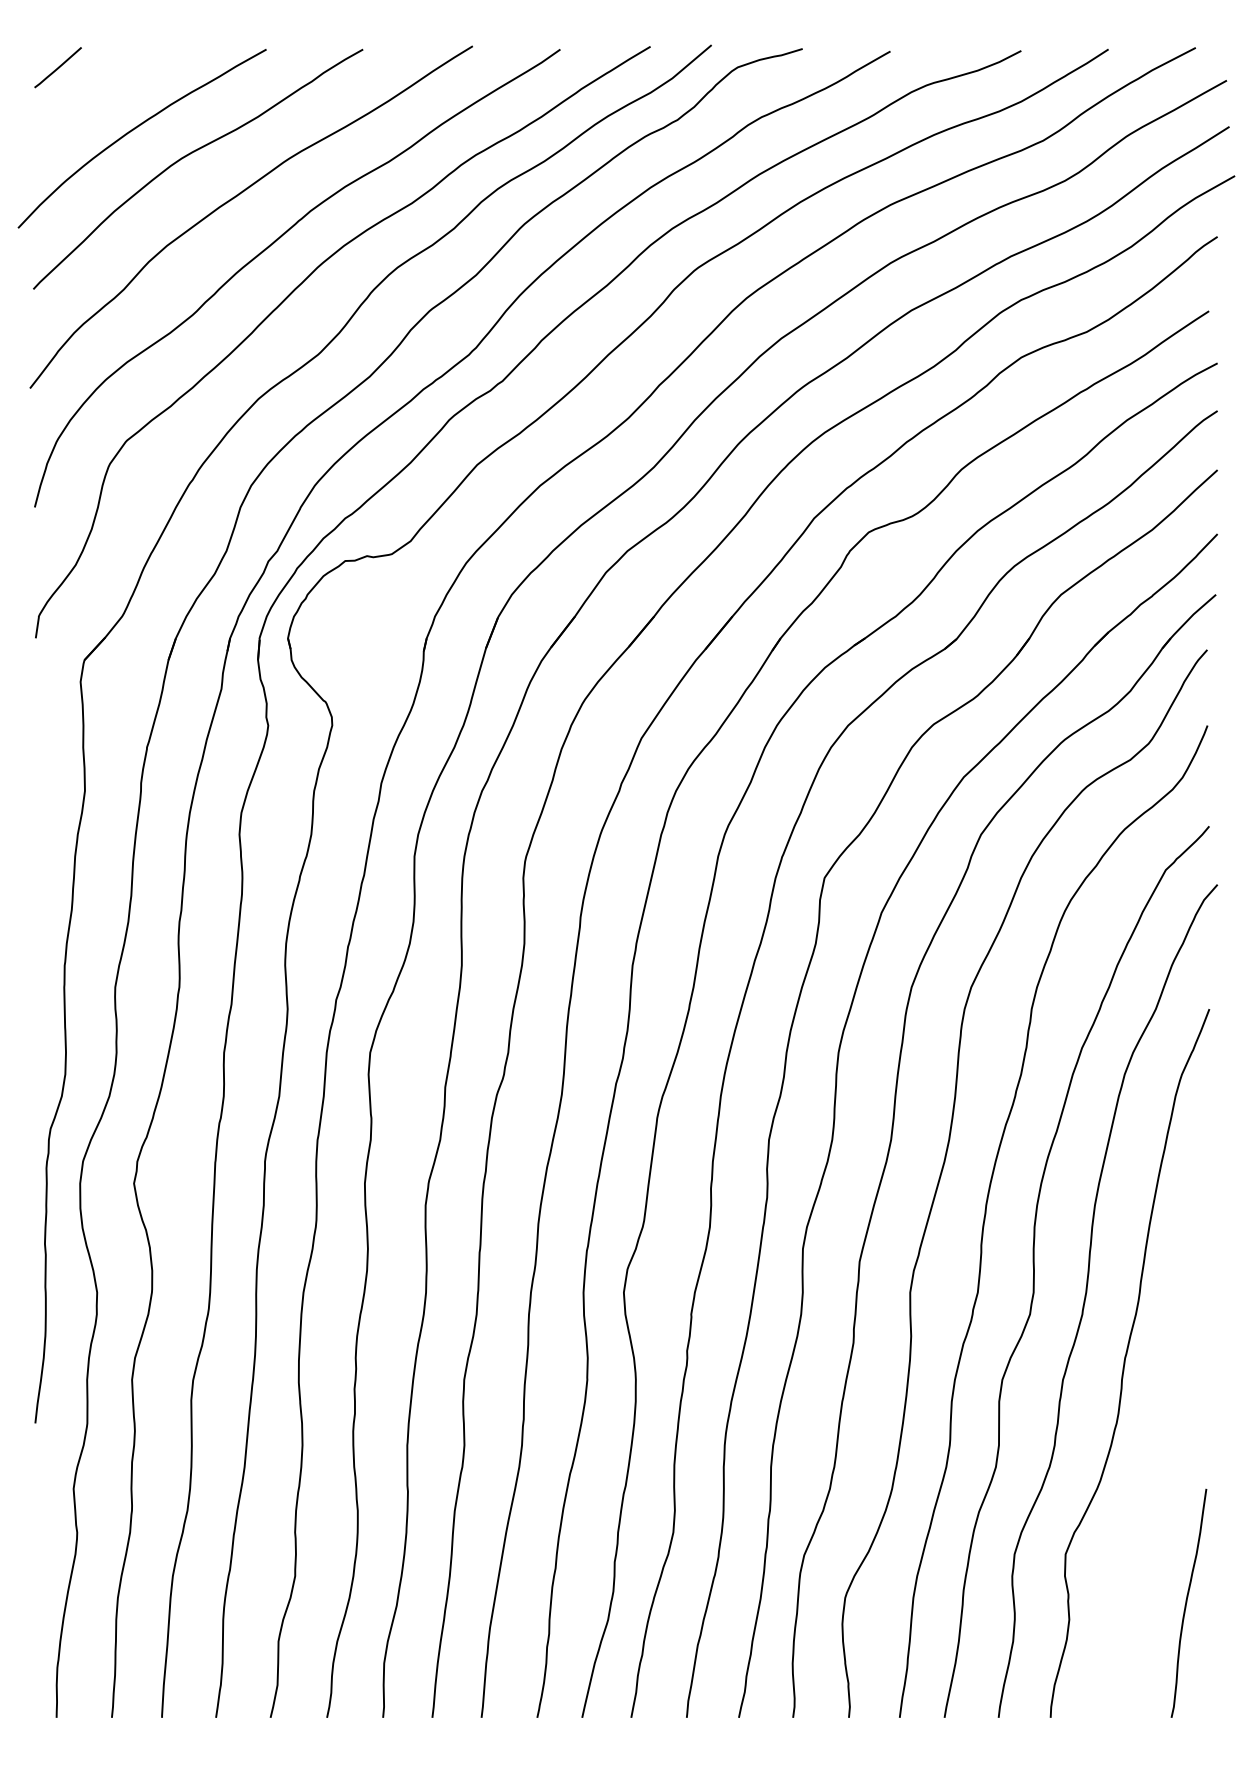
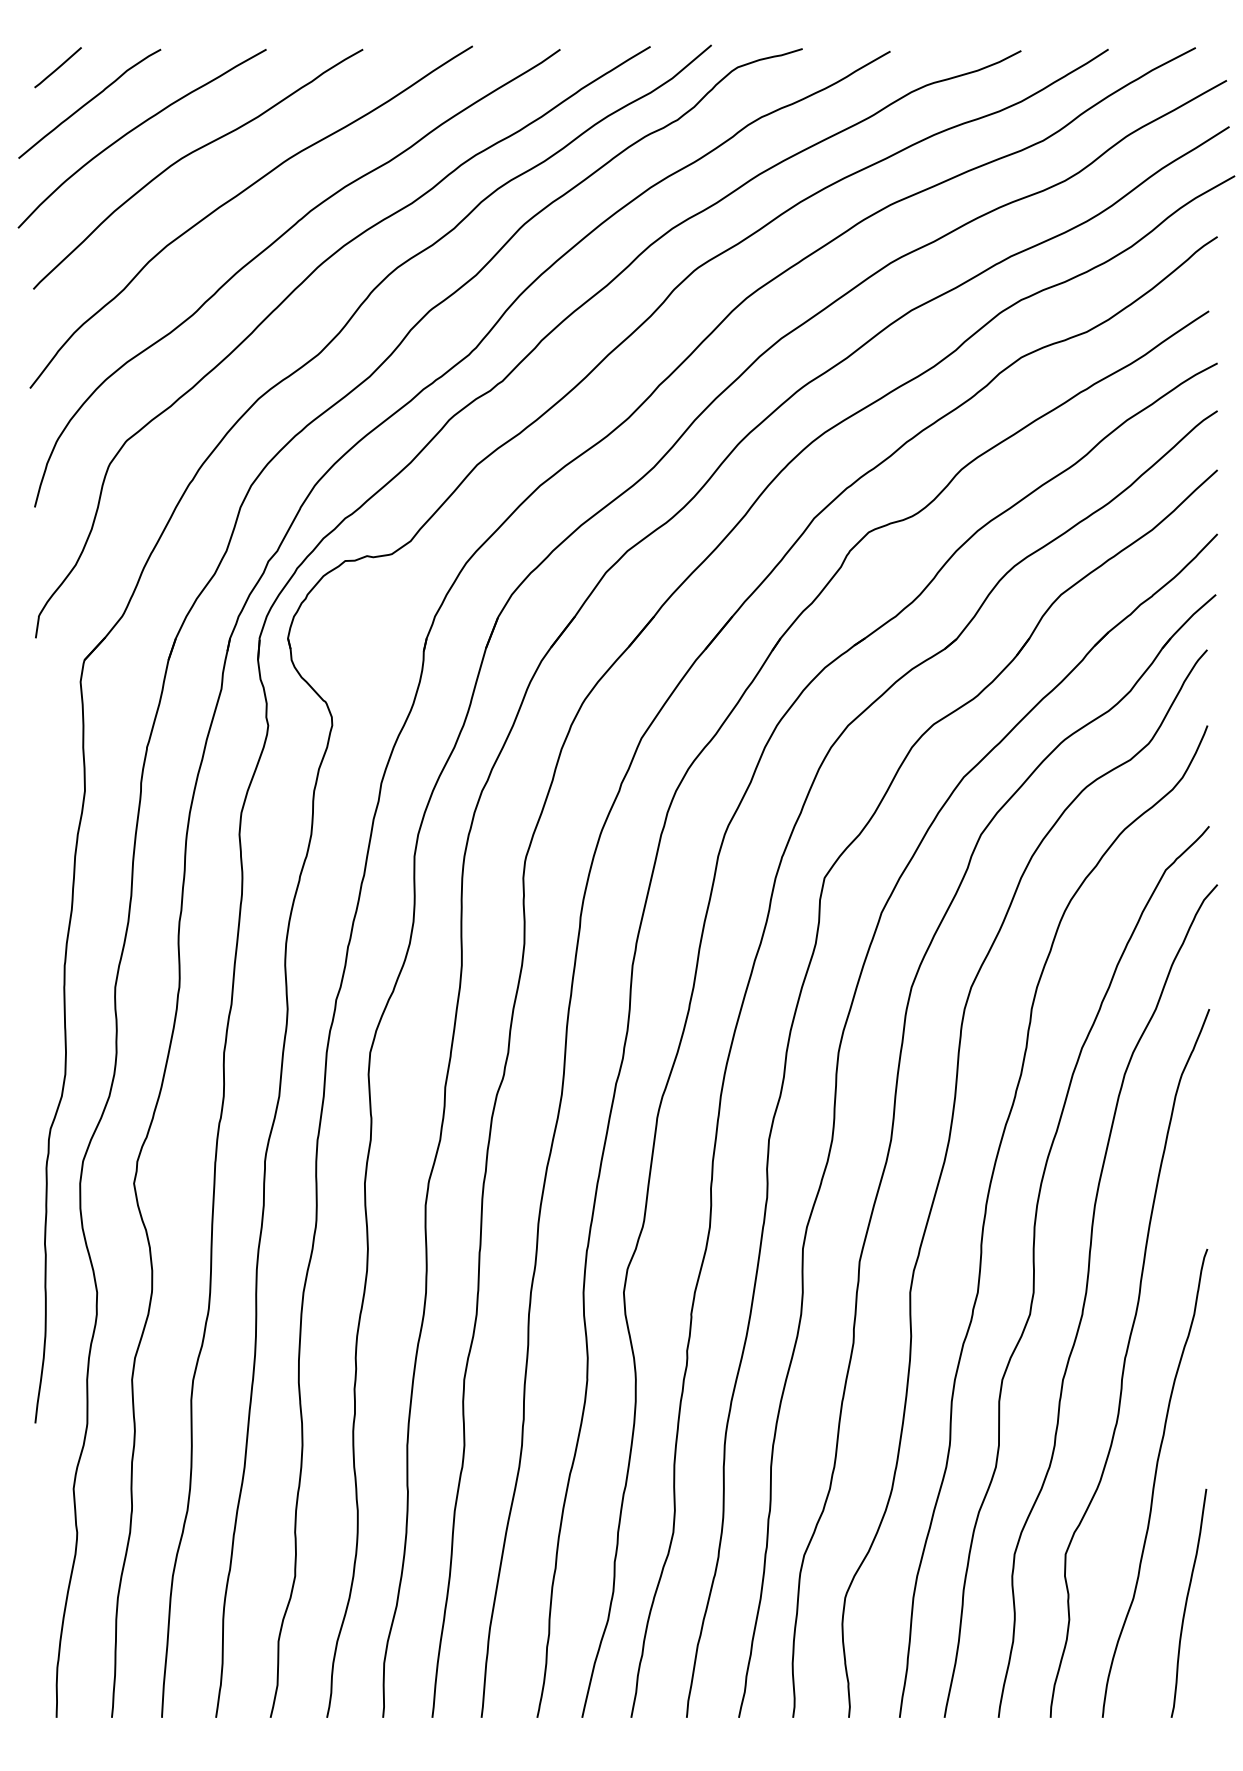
curve: none -> present (89, 102)
curve: none -> present (1154, 1482)
